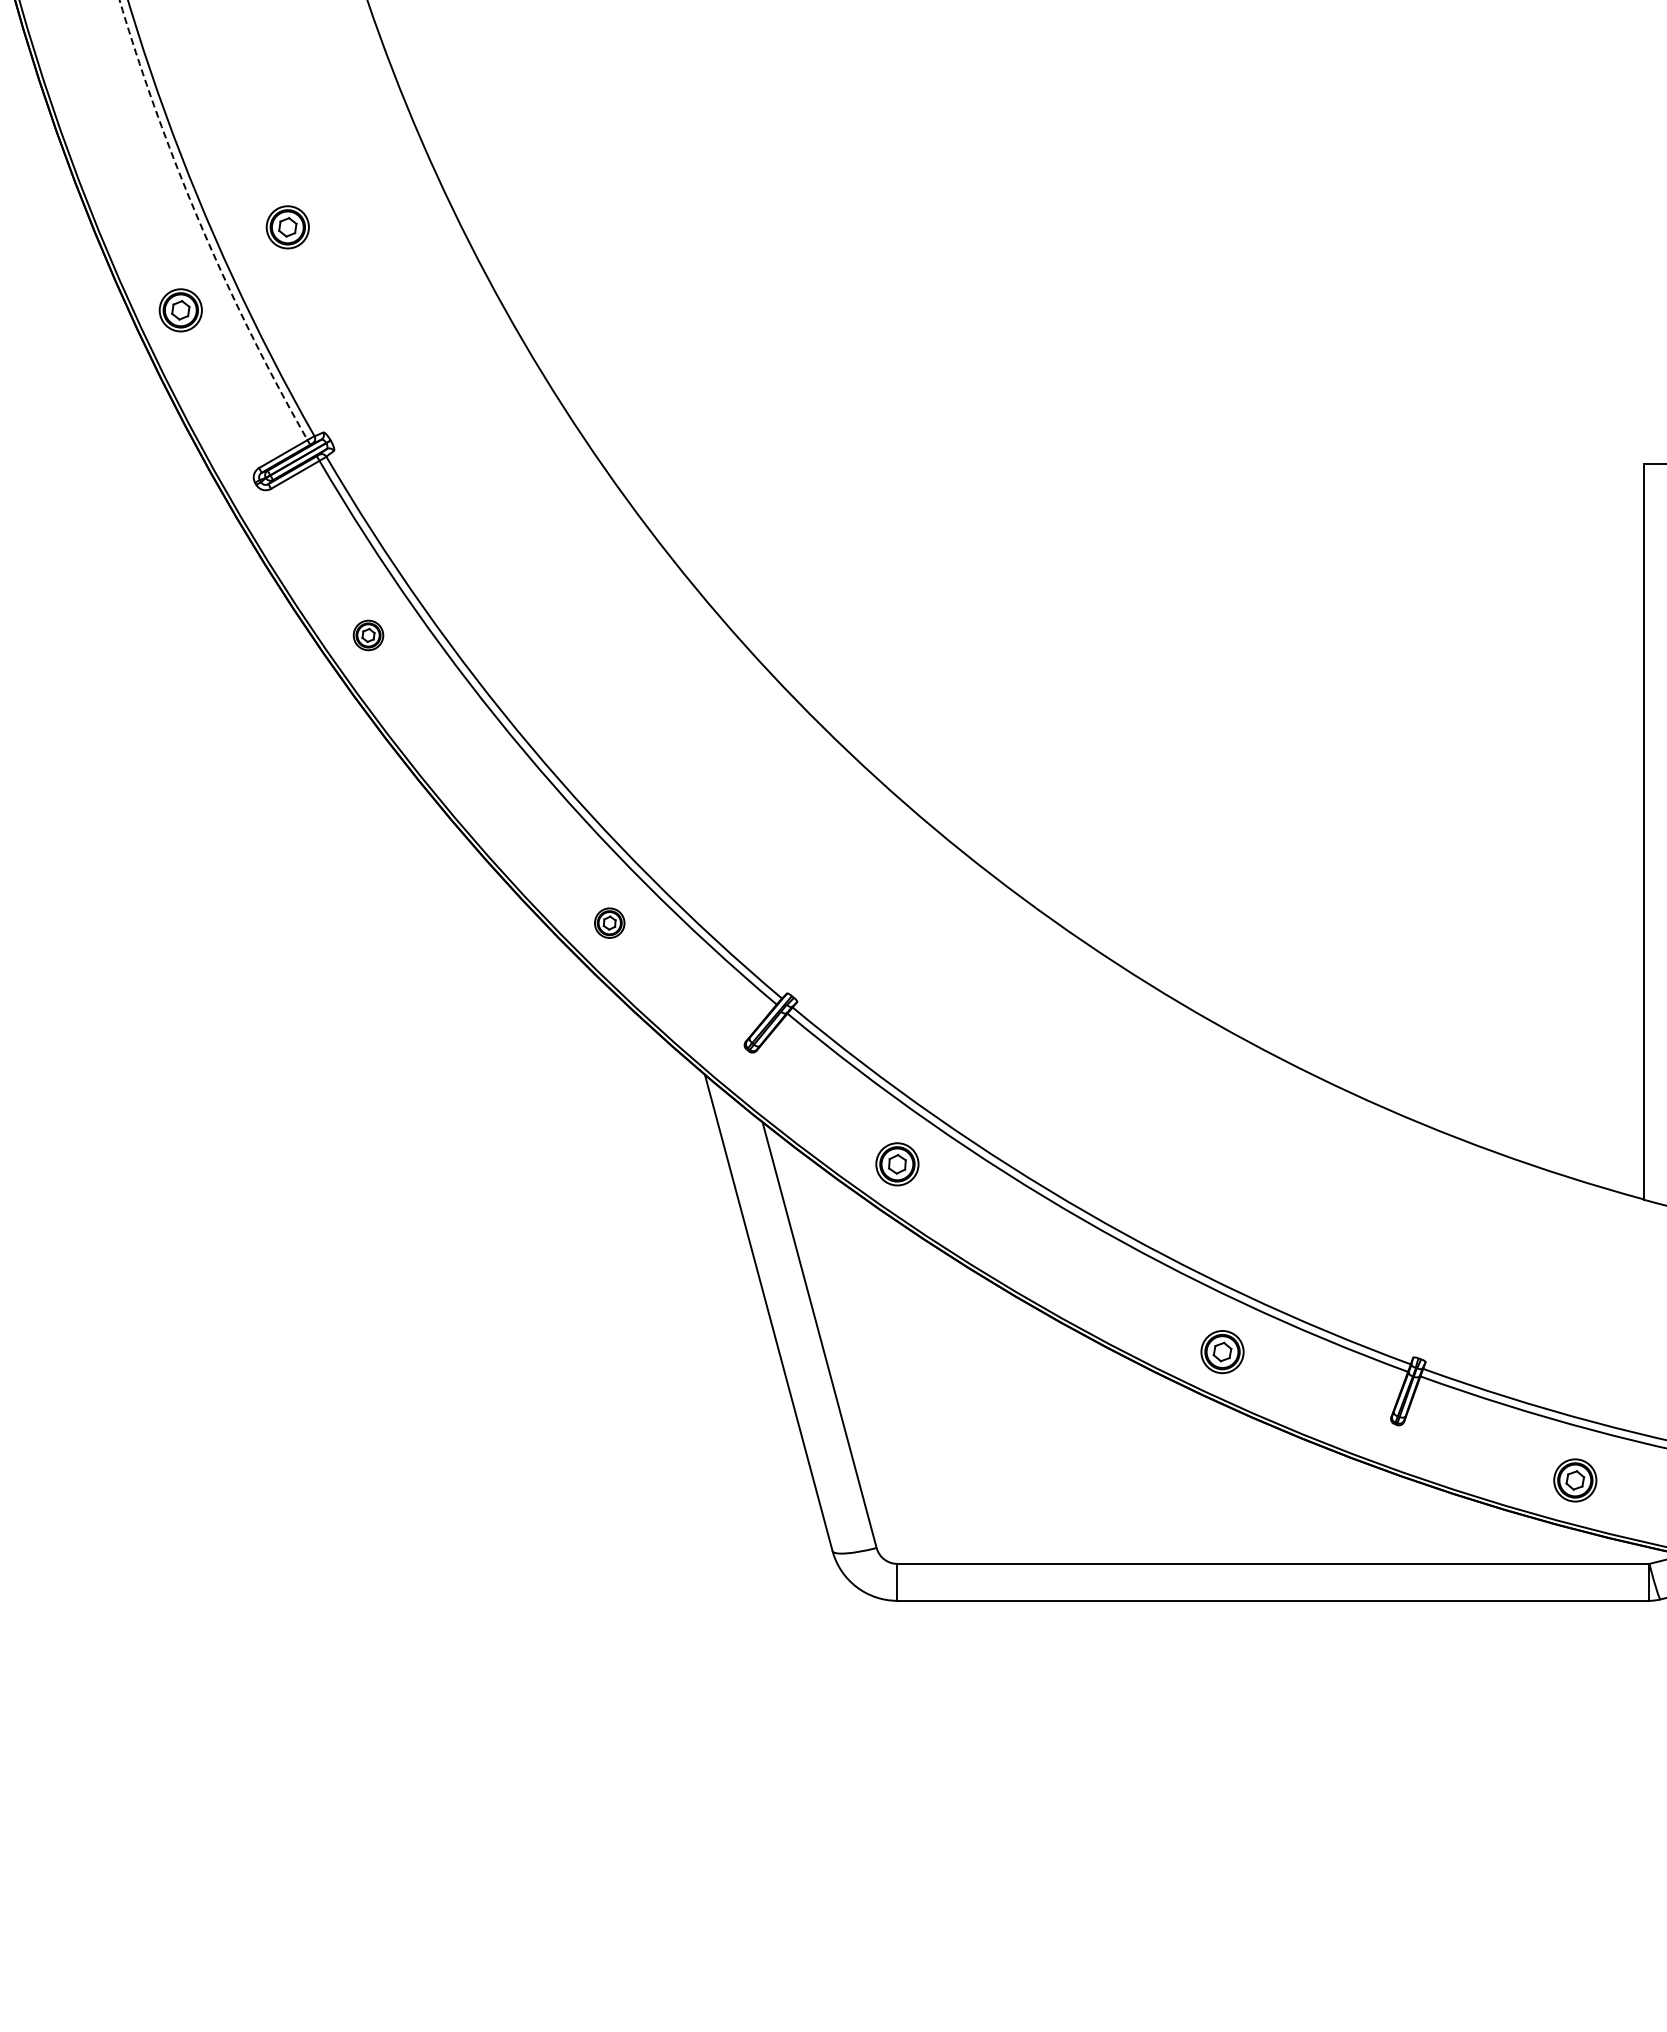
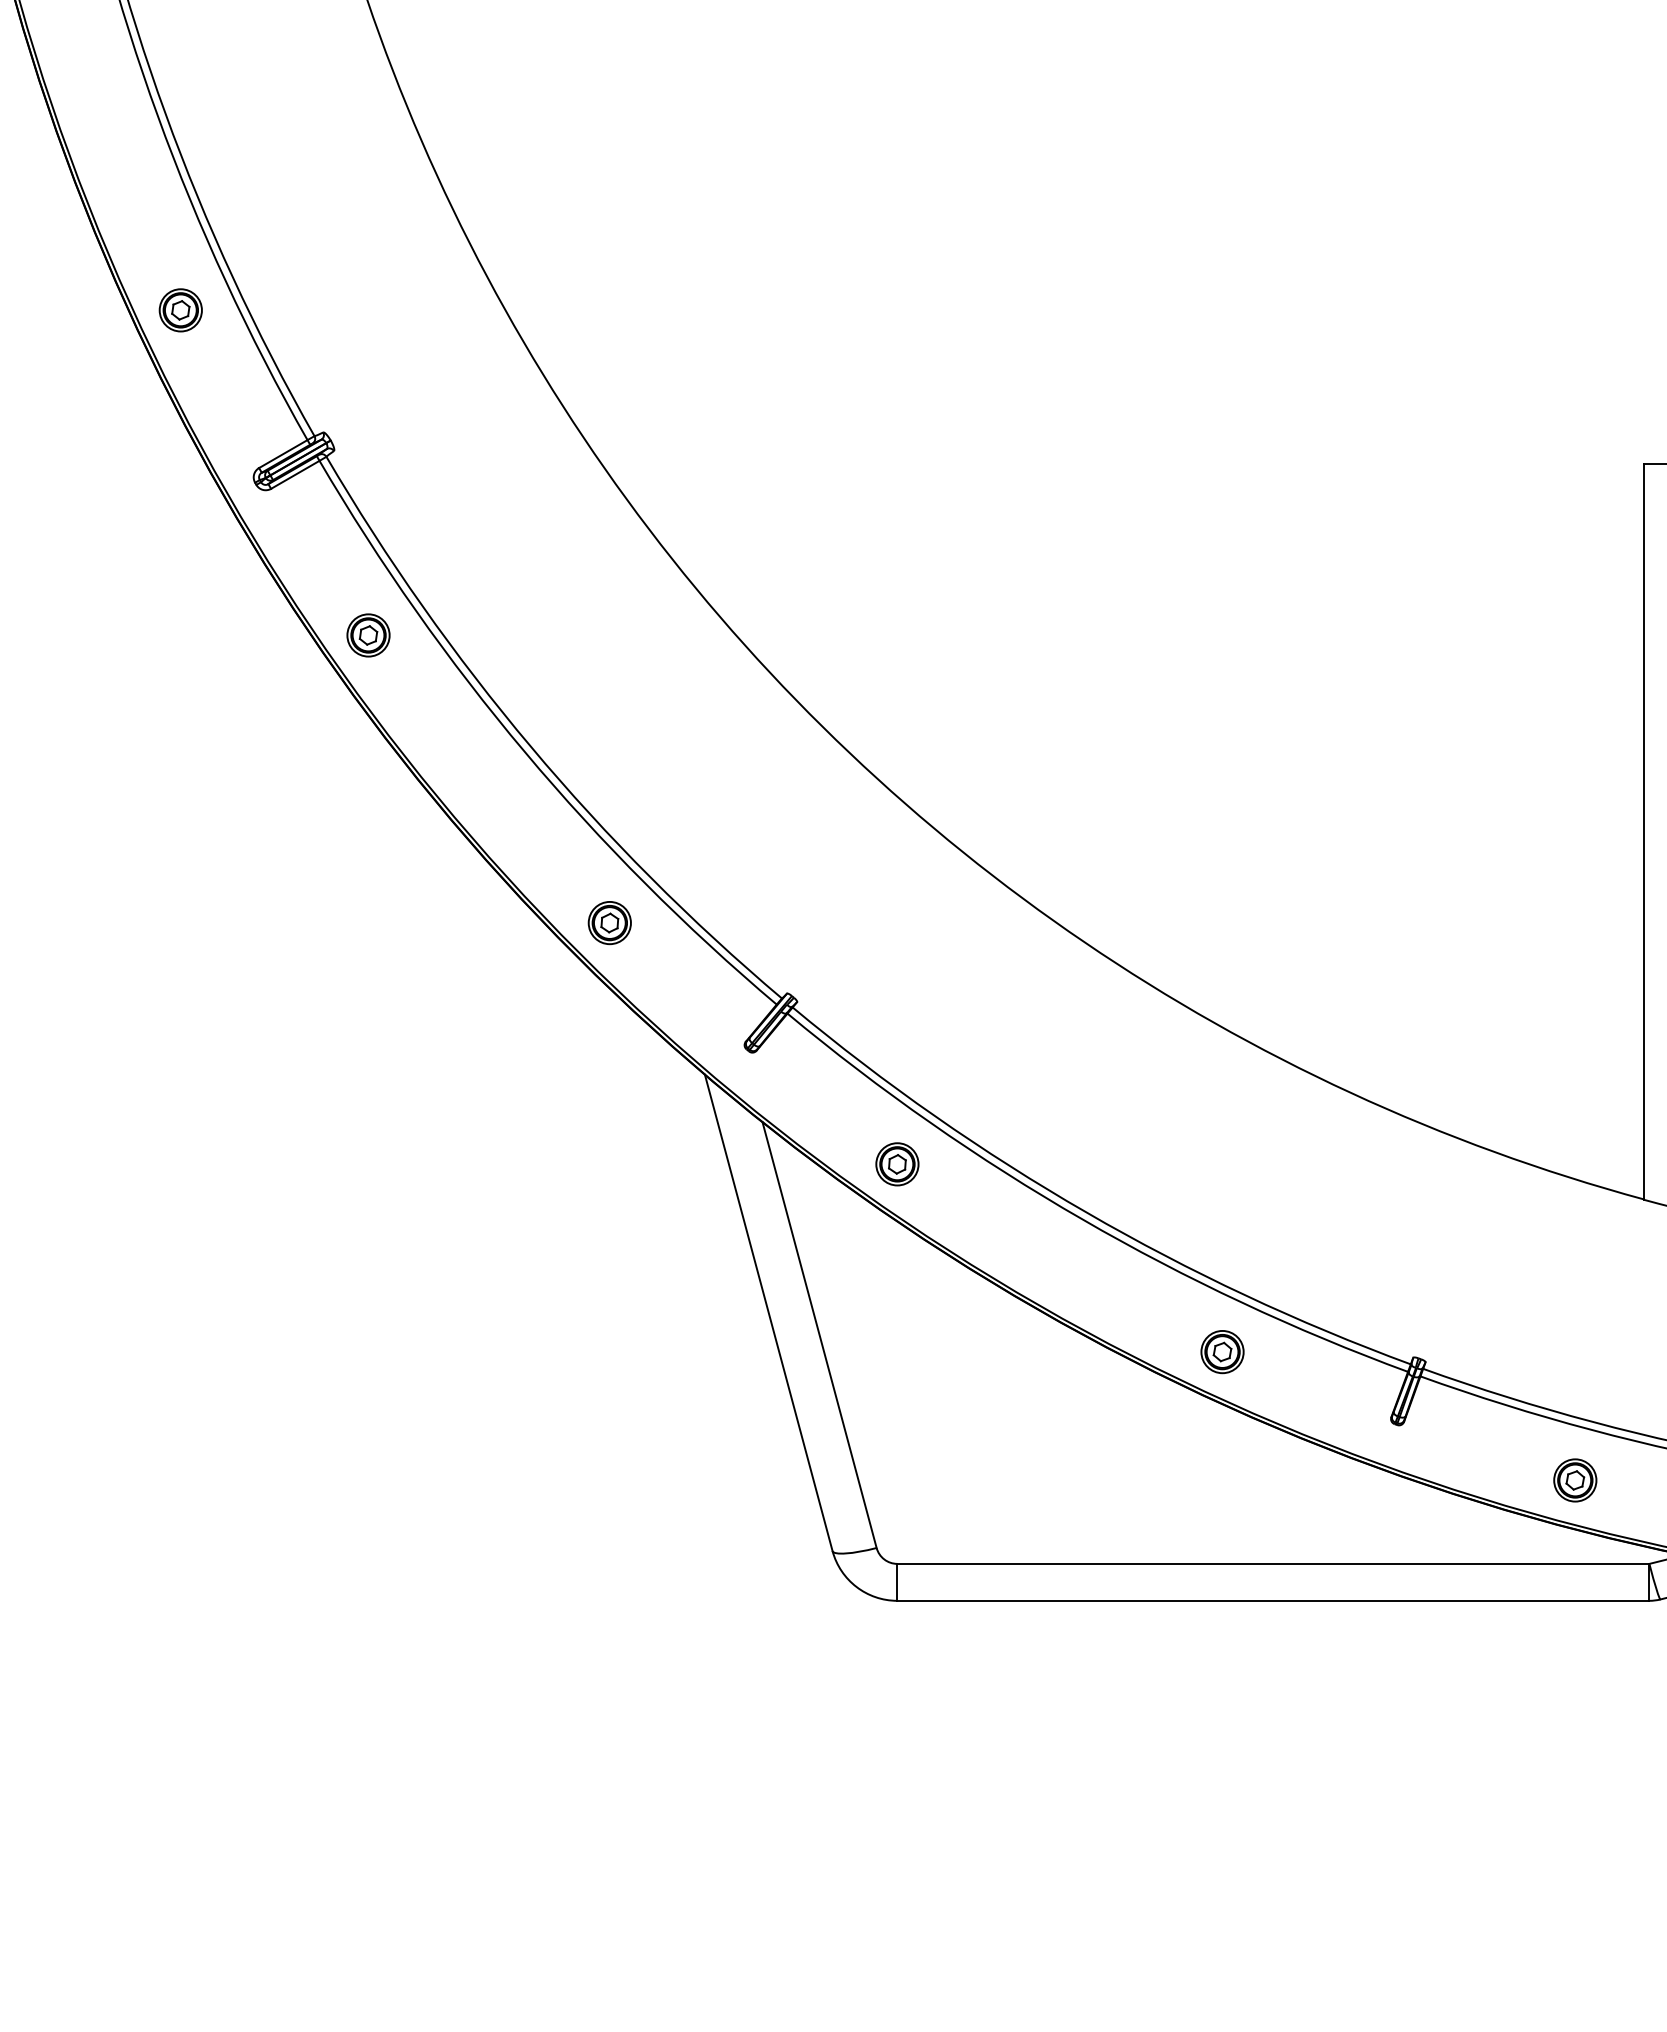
arc: dashed -> solid (201, 225)
part: present -> none (287, 227)
part size: 33x33 px -> 45x45 px (368, 635)
part size: 32x32 px -> 45x45 px (609, 923)
